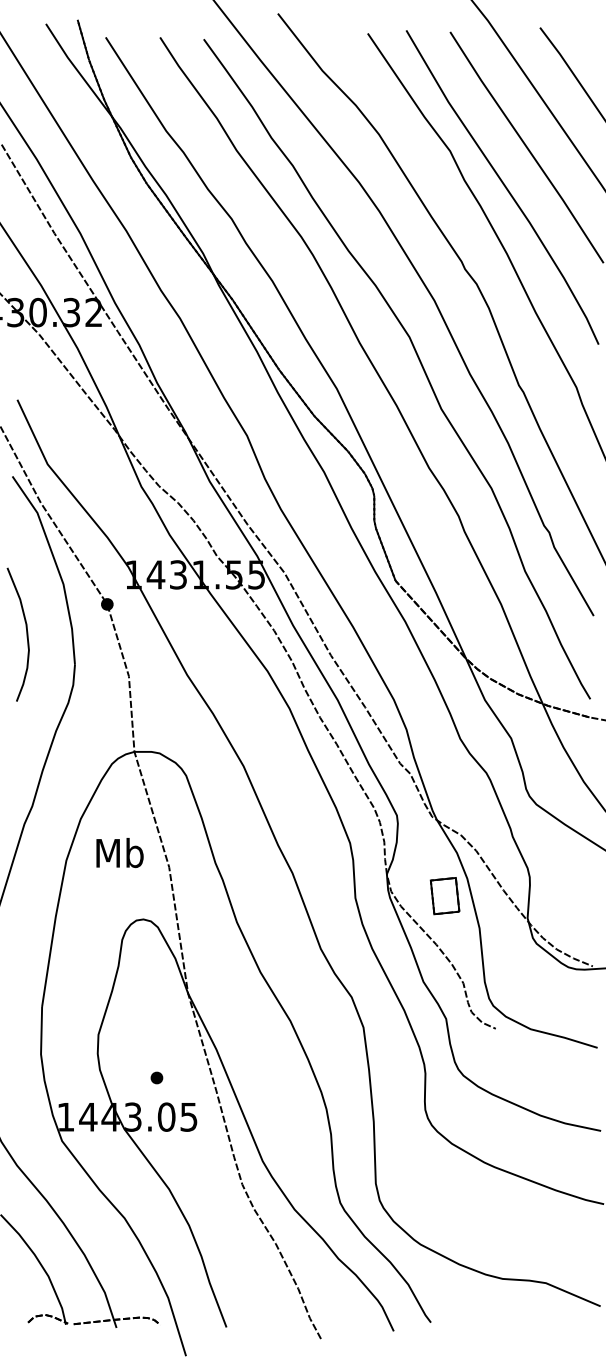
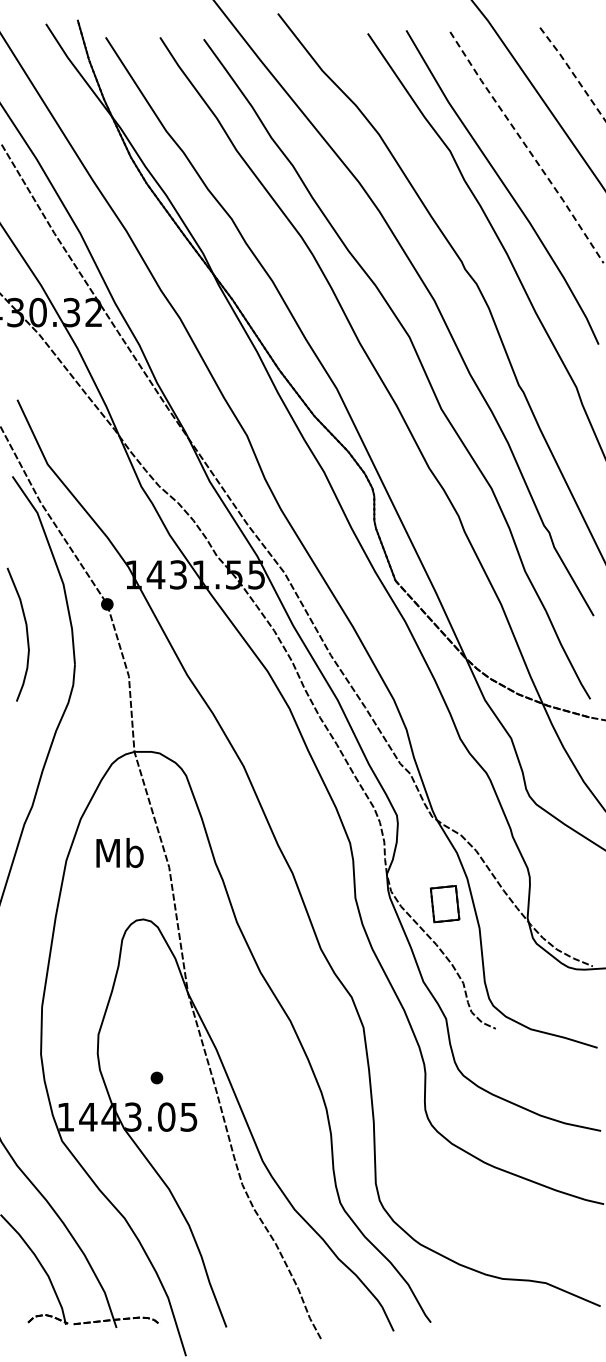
line: solid -> dashed (572, 73)
line: solid -> dashed (527, 148)
part position: (444, 896) -> (444, 904) (444, 904)
